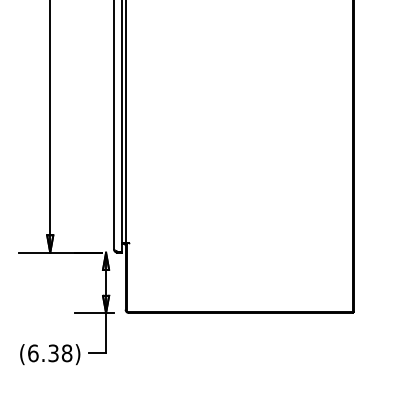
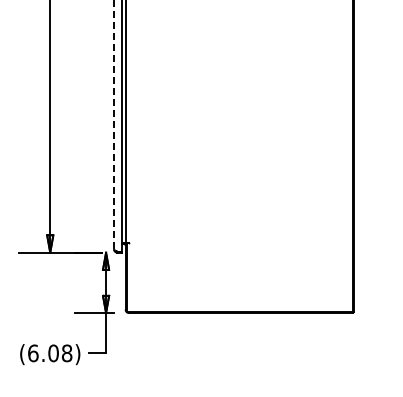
line: solid -> dashed (114, 124)
text: (6.38) -> (6.08) (53, 353)
